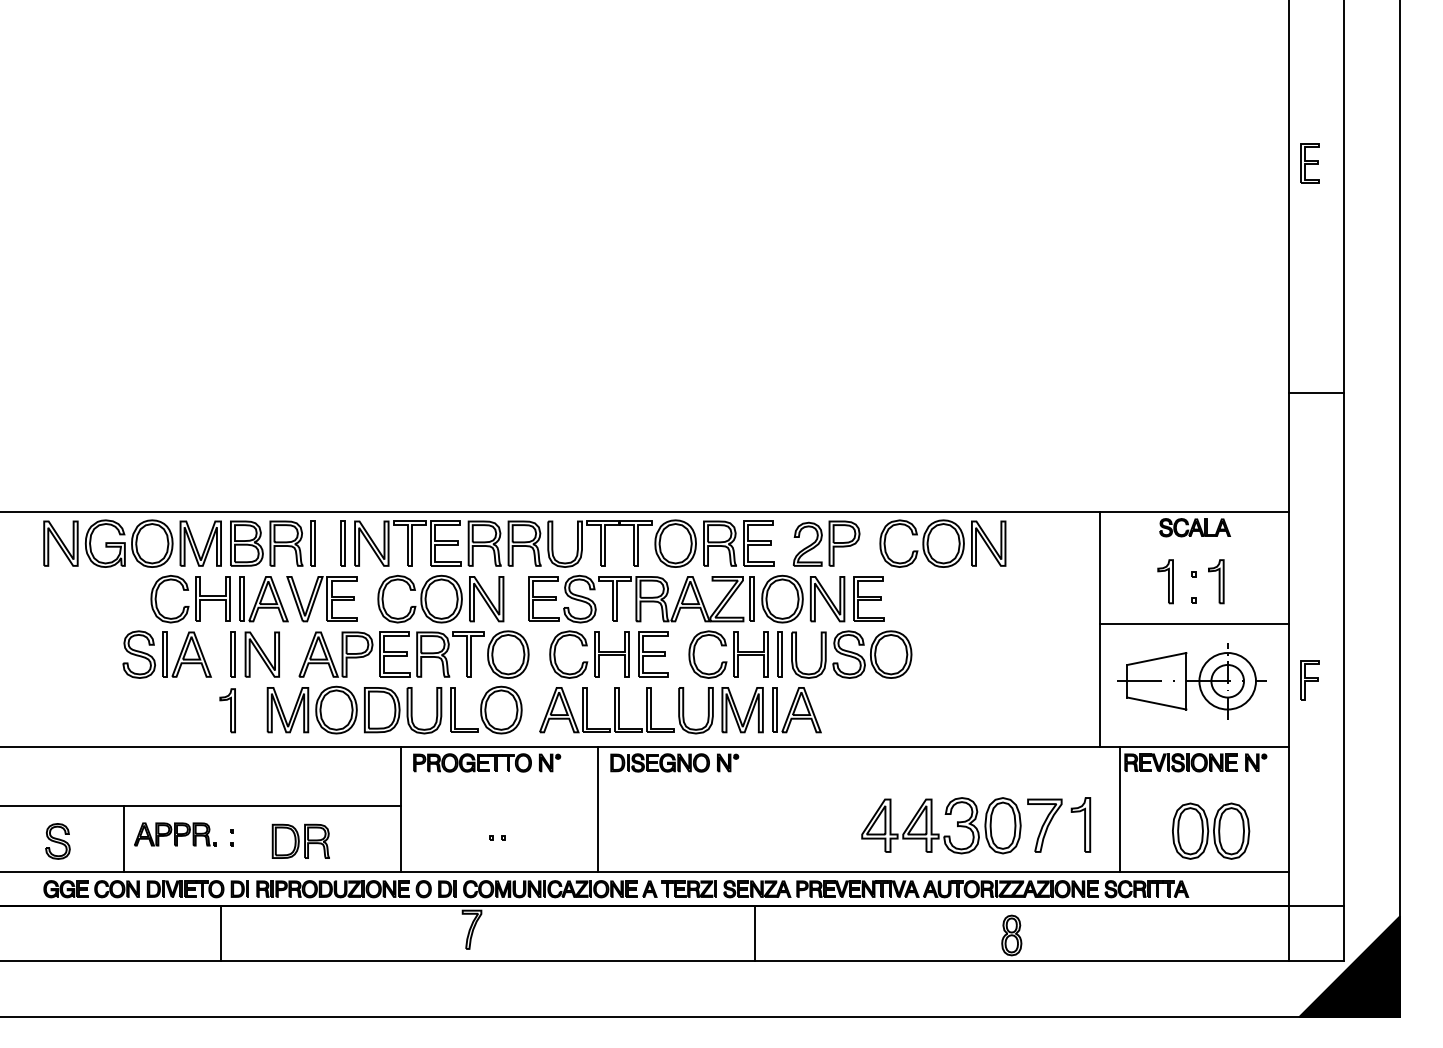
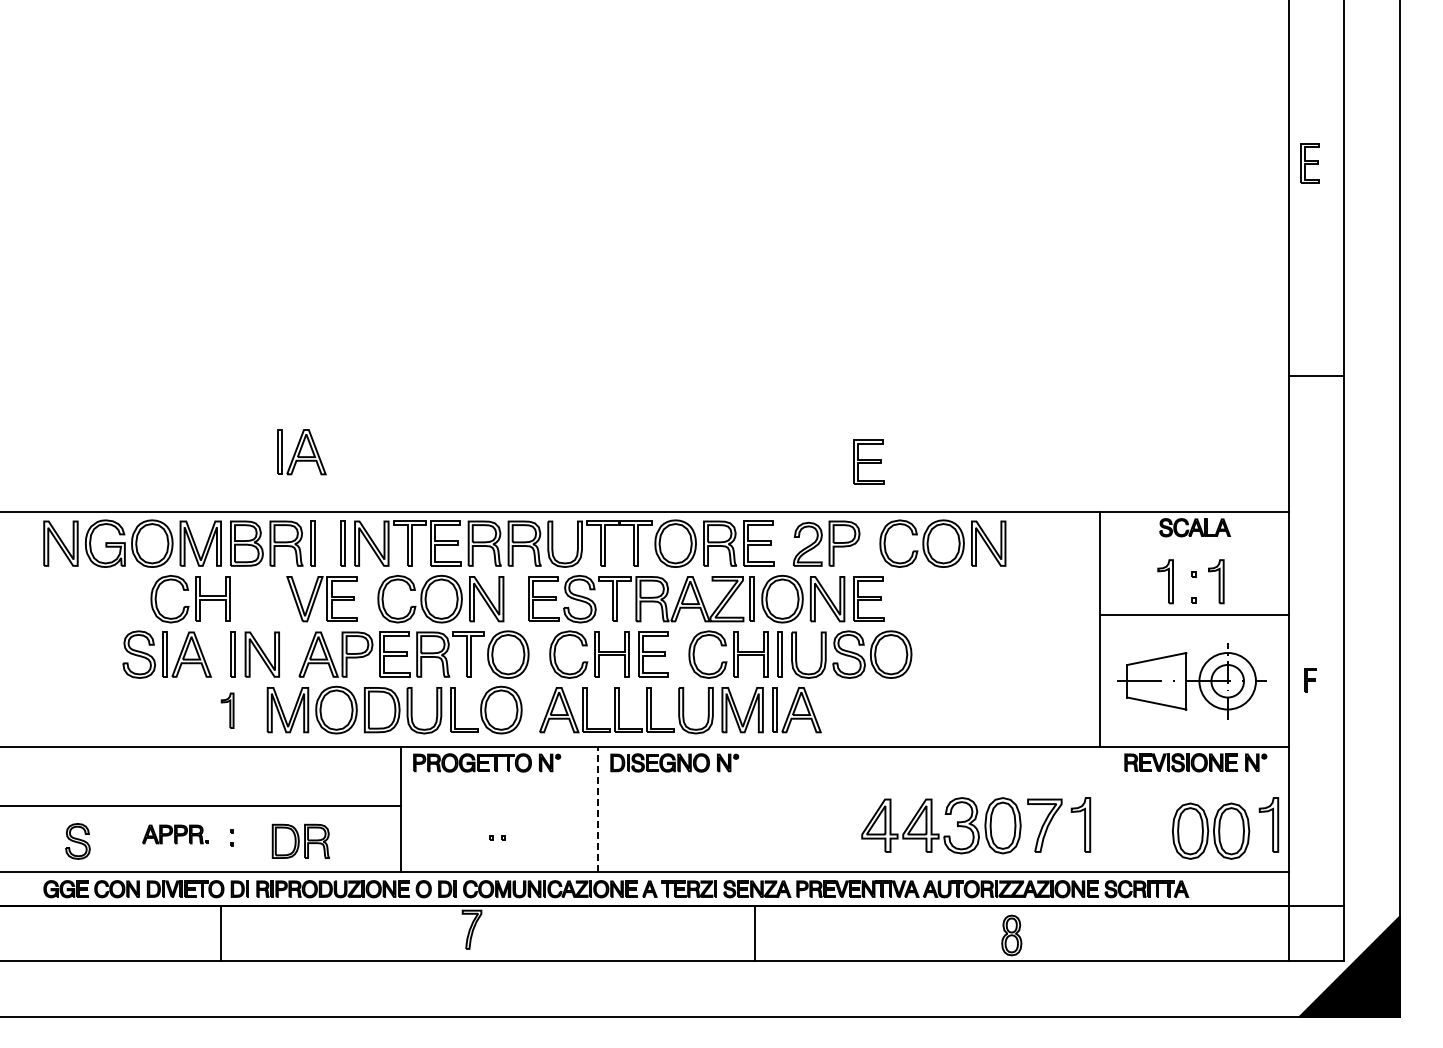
line position: (1316, 393) -> (1316, 376) (1316, 376)
part: none -> present (868, 461)
part position: (263, 599) -> (301, 452) (301, 452)
line position: (1194, 623) -> (1194, 614) (1194, 614)
part size: 20x41 px -> 13x25 px (1310, 680)
part size: 17x46 px -> 15x37 px (227, 710)
line: solid -> dashed (598, 809)
line: present -> none (1120, 809)
part: none -> present (1268, 824)
part size: 83x25 px -> 67x21 px (175, 834)
line: present -> none (123, 838)
part position: (57, 841) -> (77, 841) (77, 841)
